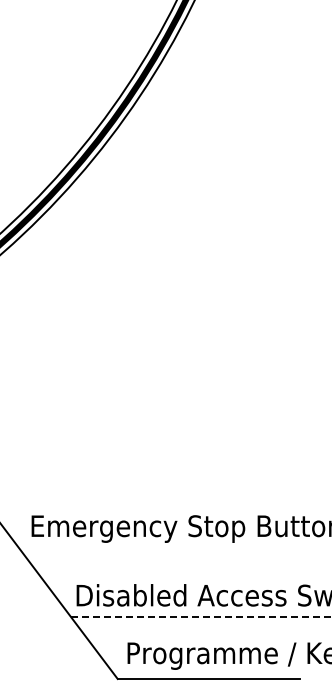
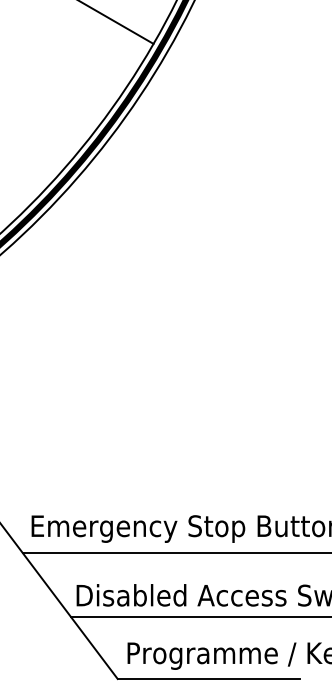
line: none -> present (117, 22)
line: none -> present (175, 553)
line: dashed -> solid (201, 617)
